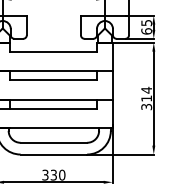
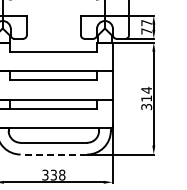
text: 65 -> 77 (146, 27)
line: solid -> dashed (53, 154)
text: 330 -> 338 (62, 175)
